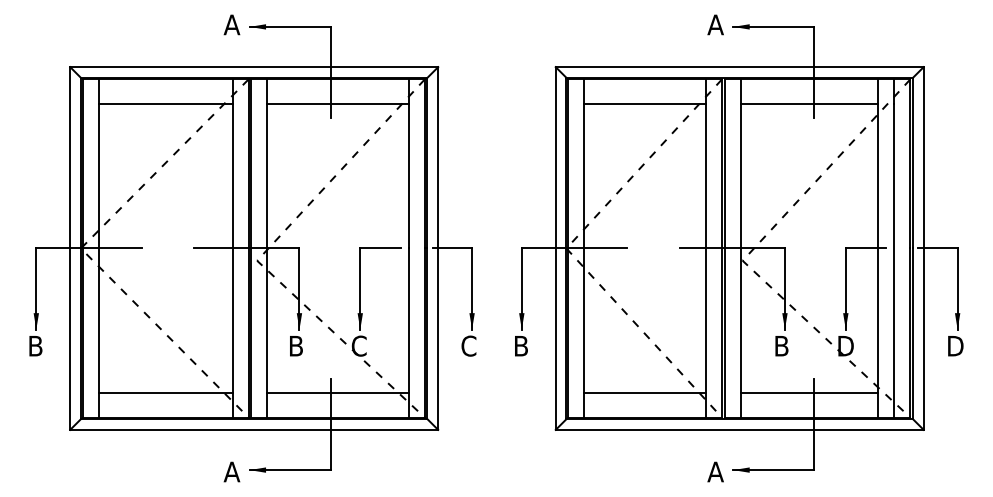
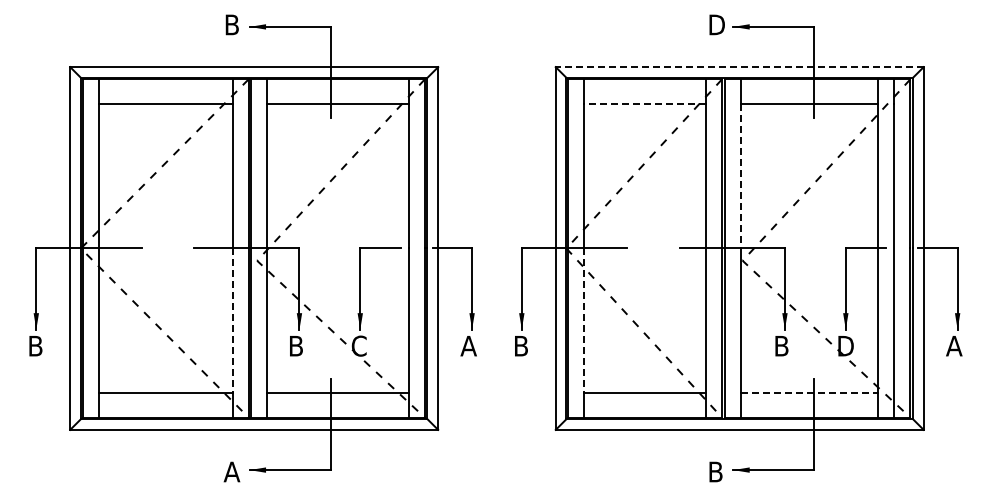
text: A -> B (231, 24)
text: A -> D (715, 24)
line: solid -> dashed (739, 67)
line: solid -> dashed (645, 103)
line: solid -> dashed (740, 176)
line: solid -> dashed (232, 321)
line: solid -> dashed (584, 321)
text: C -> A (468, 345)
text: D -> A (954, 346)
line: solid -> dashed (809, 393)
text: A -> B (715, 471)
